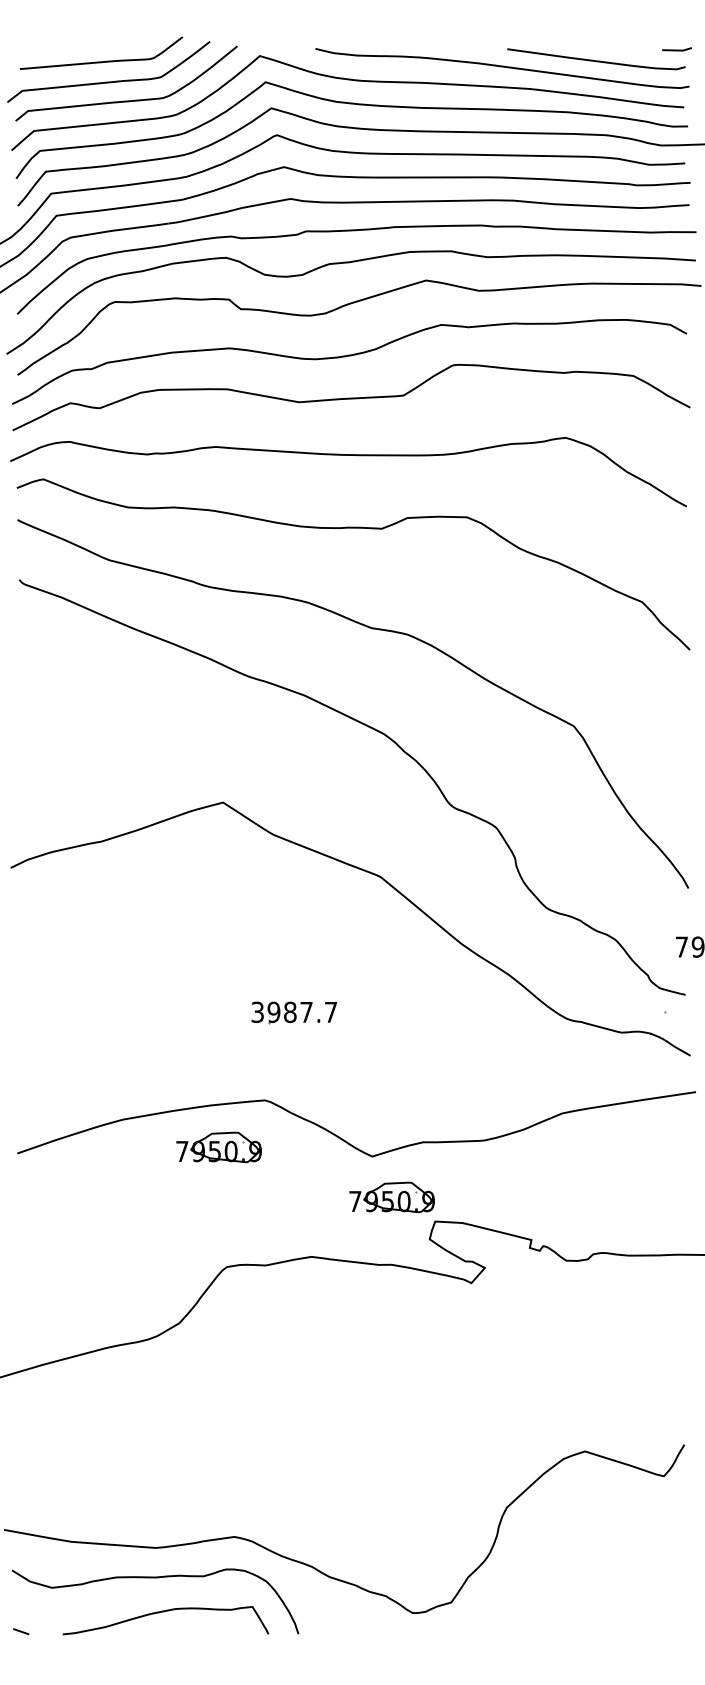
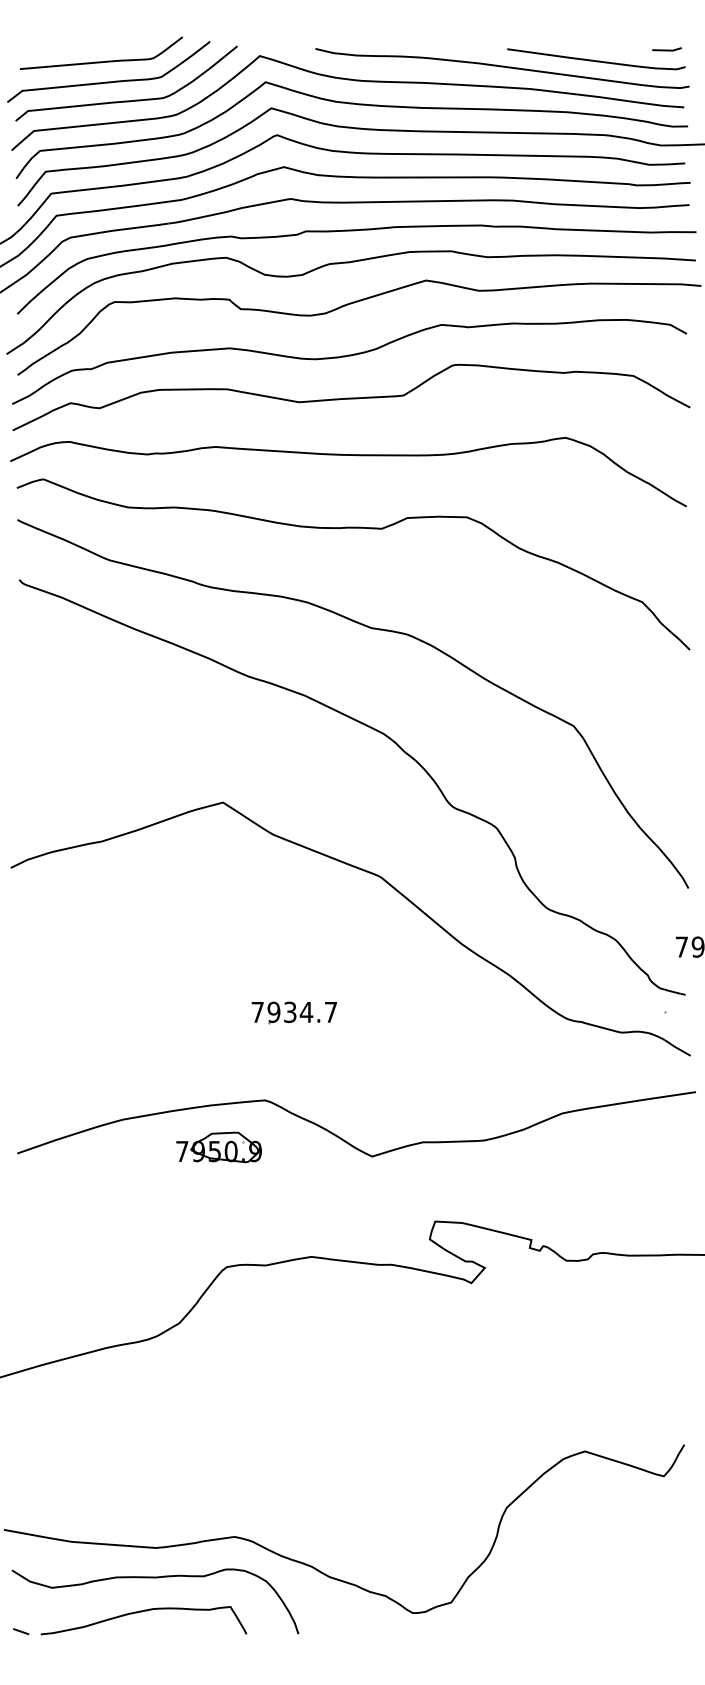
line position: (676, 49) -> (666, 49) (666, 49)
text: 3987.7 -> 7934.7 (282, 1012)
part: present -> none (391, 1197)
curve position: (164, 1612) -> (142, 1612) (142, 1612)
